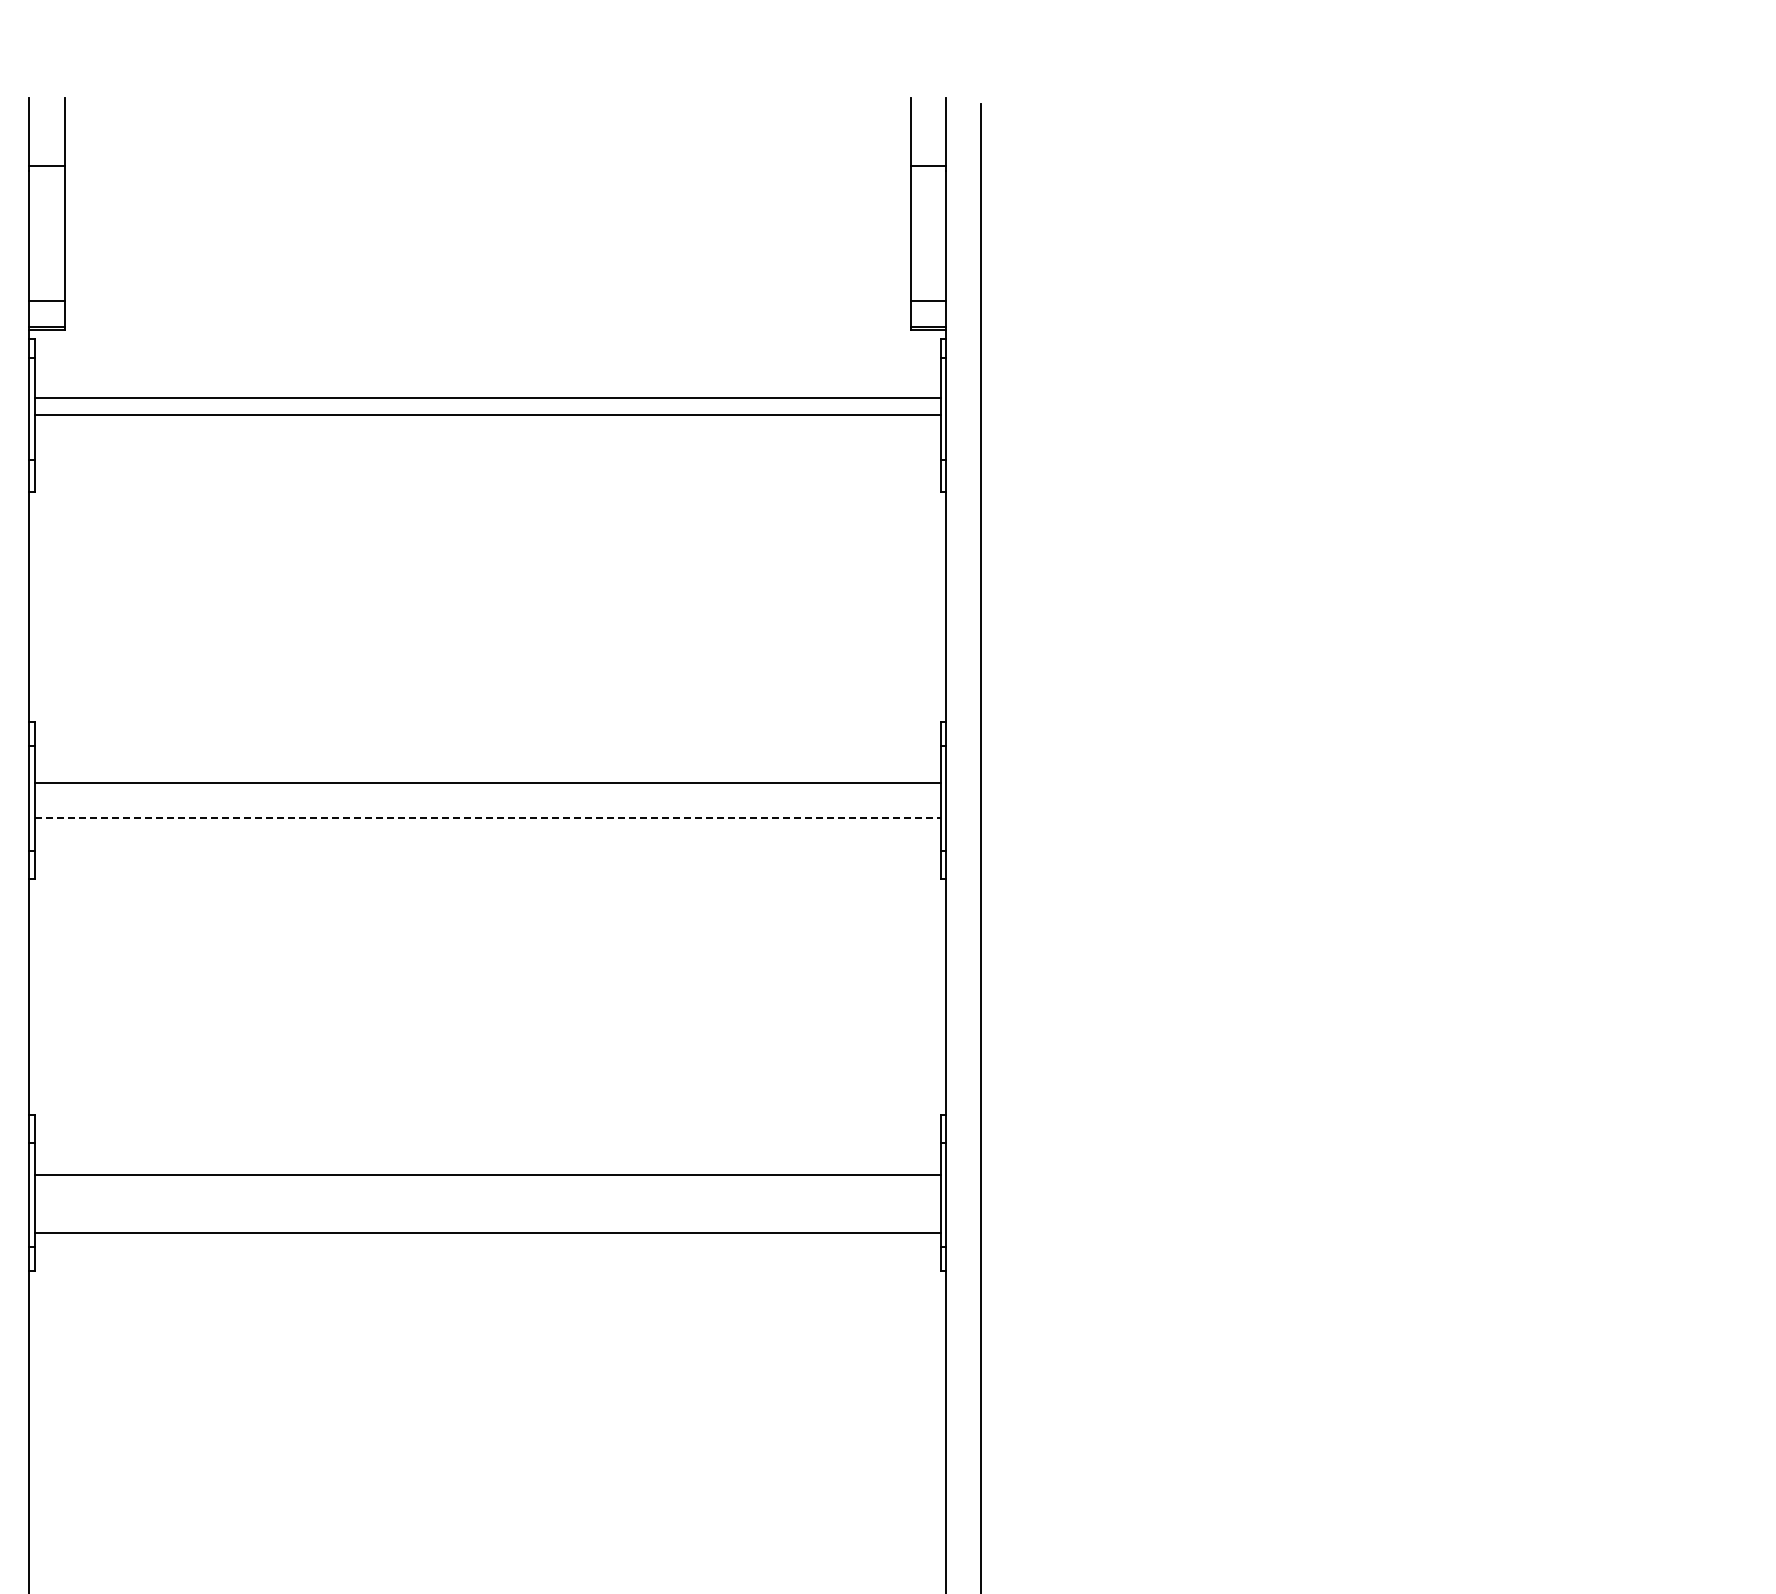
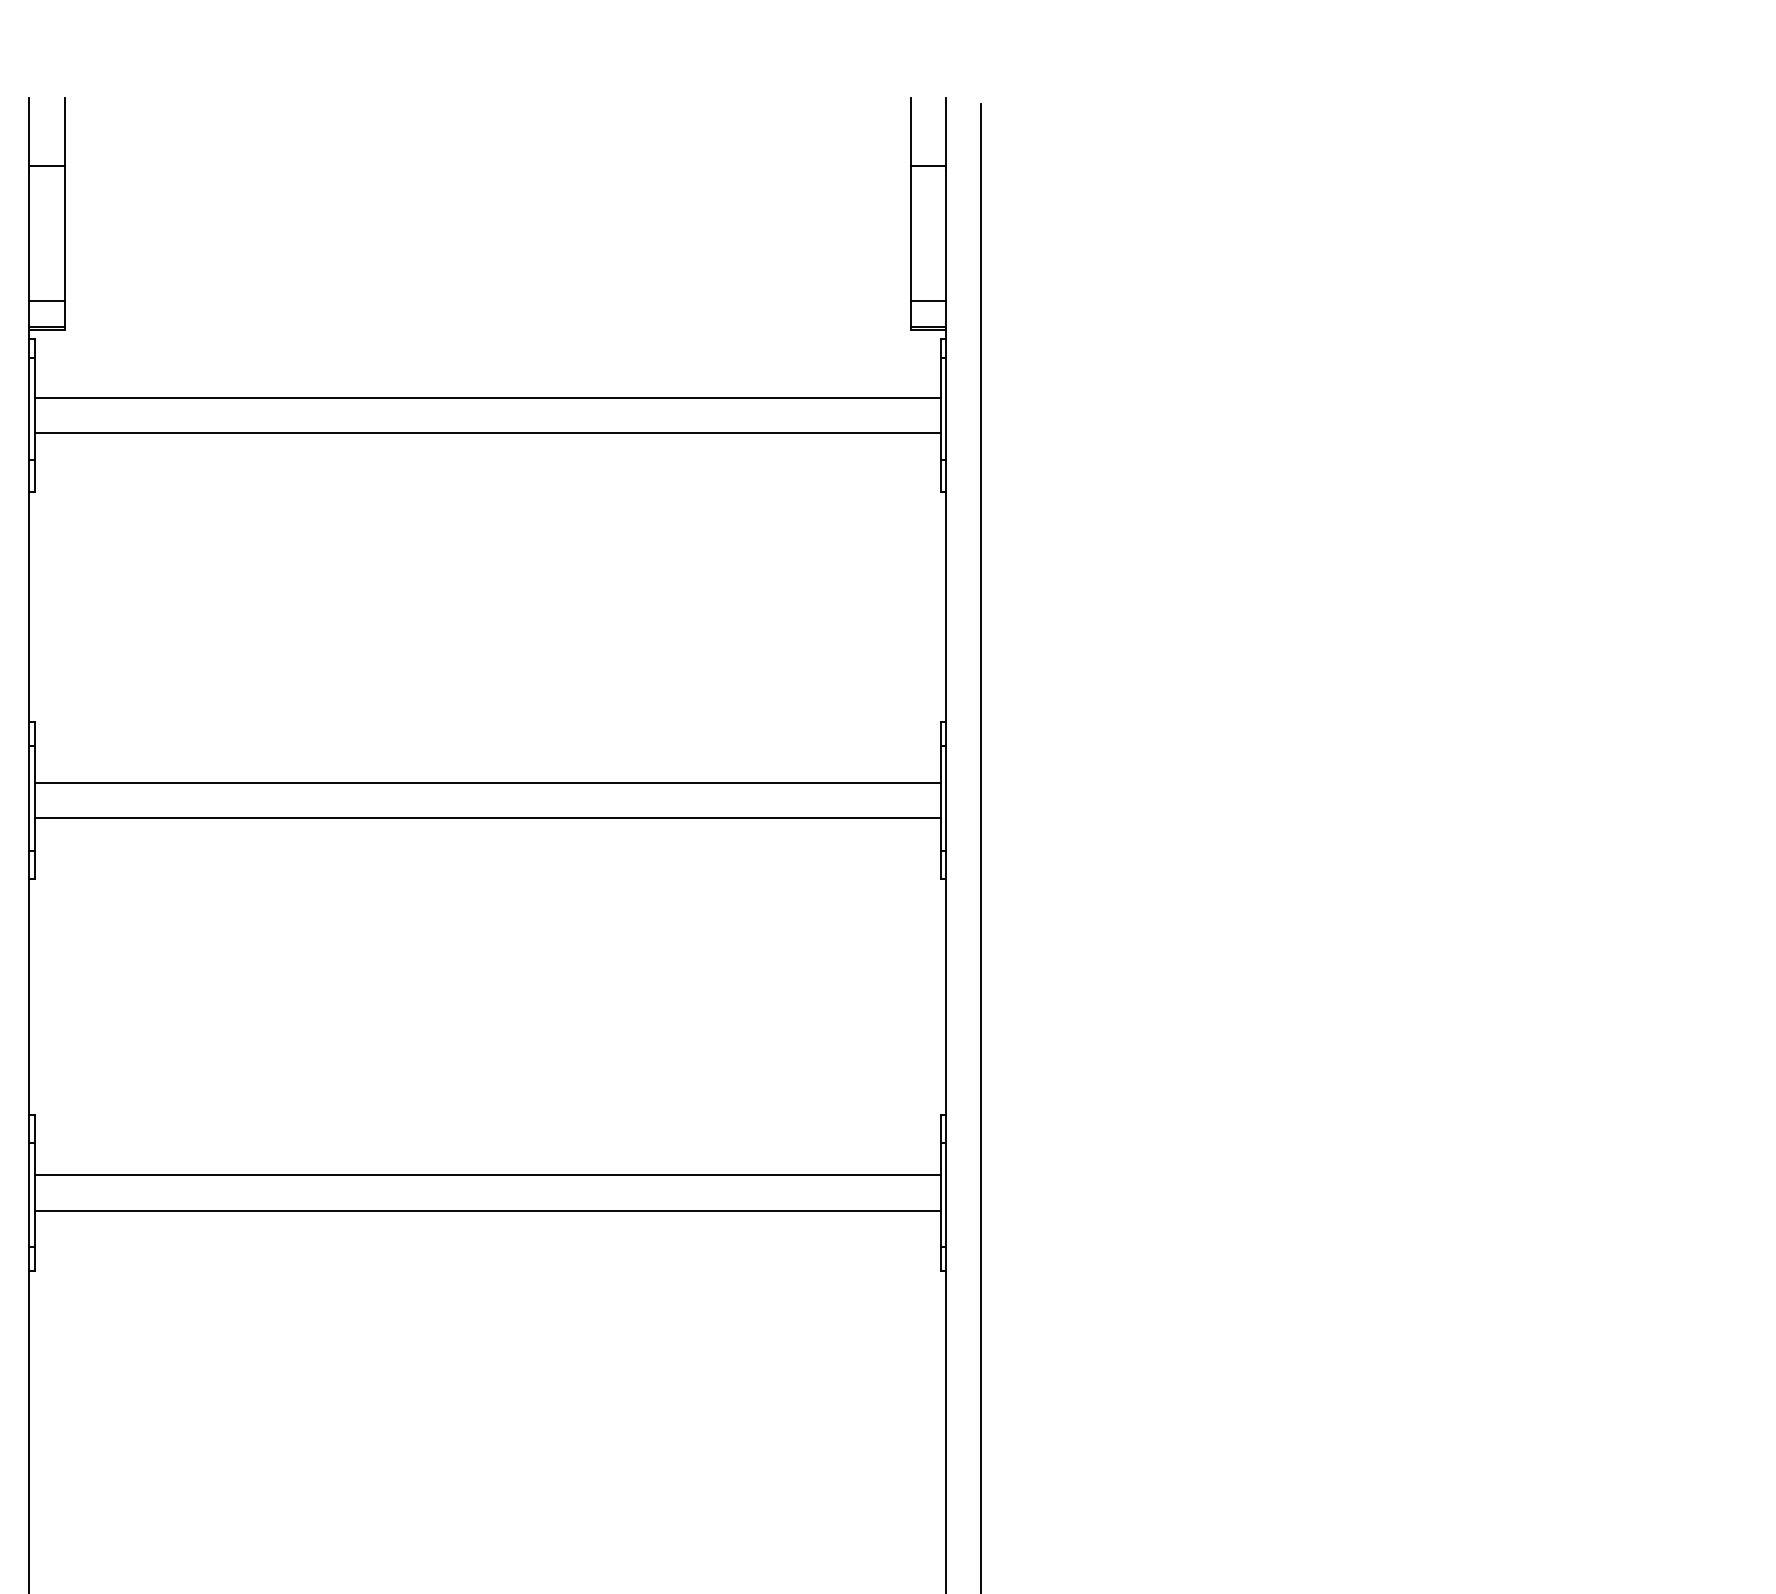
line position: (487, 415) -> (487, 433) (487, 433)
line: dashed -> solid (488, 818)
line position: (487, 1232) -> (487, 1210) (487, 1210)
